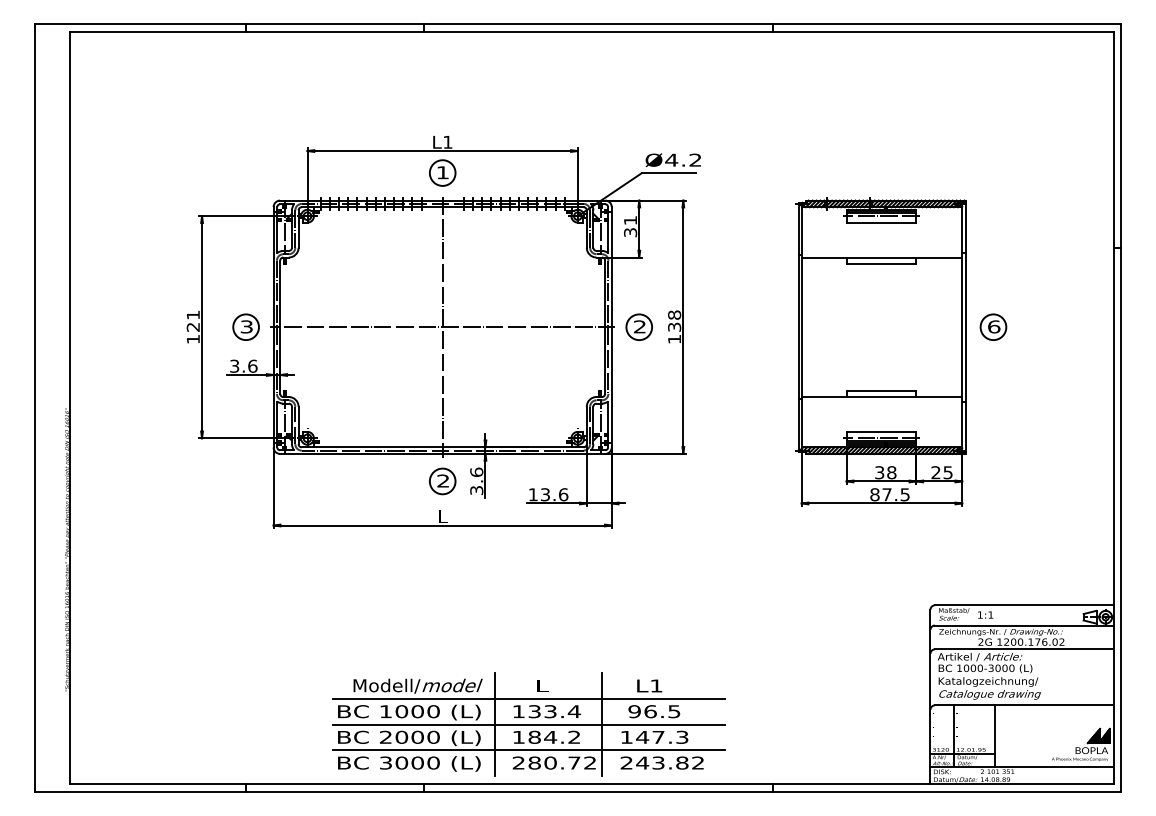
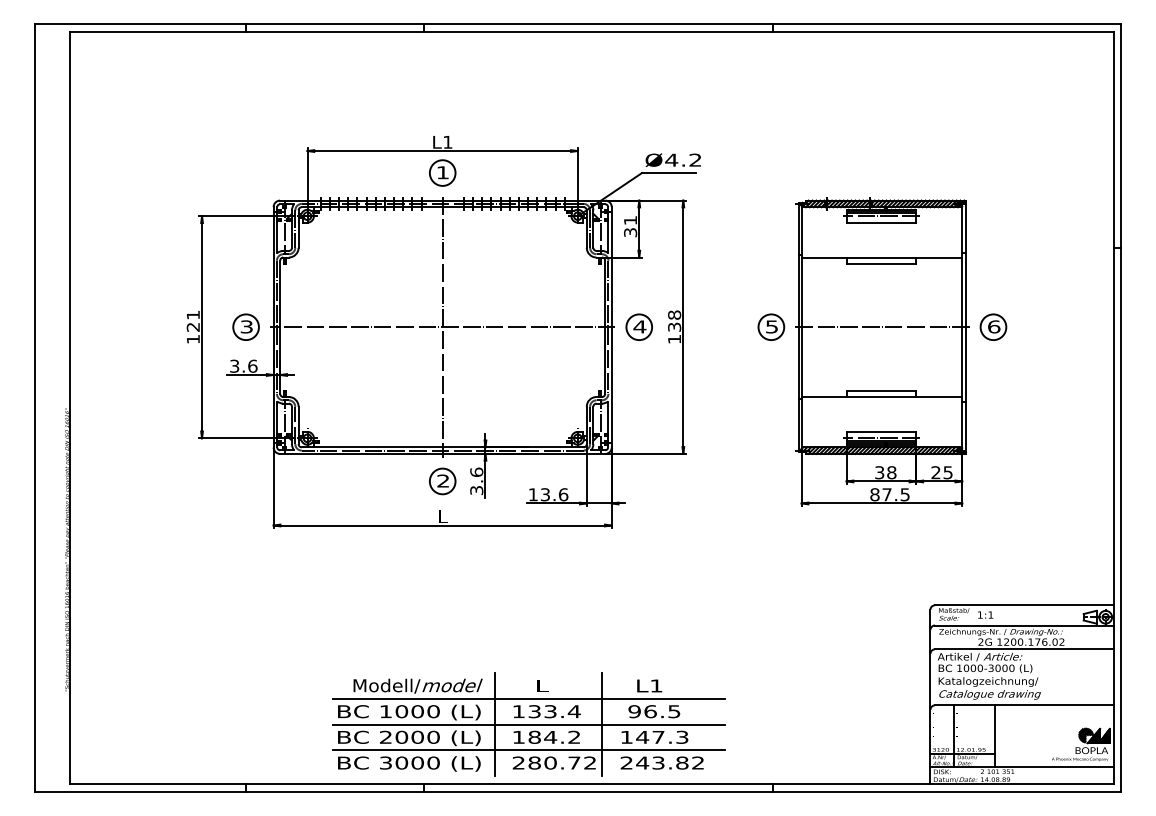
text: 2 -> 4 (639, 326)
part: none -> present (771, 326)
line: none -> present (882, 327)
hatch: none -> present (1085, 735)
